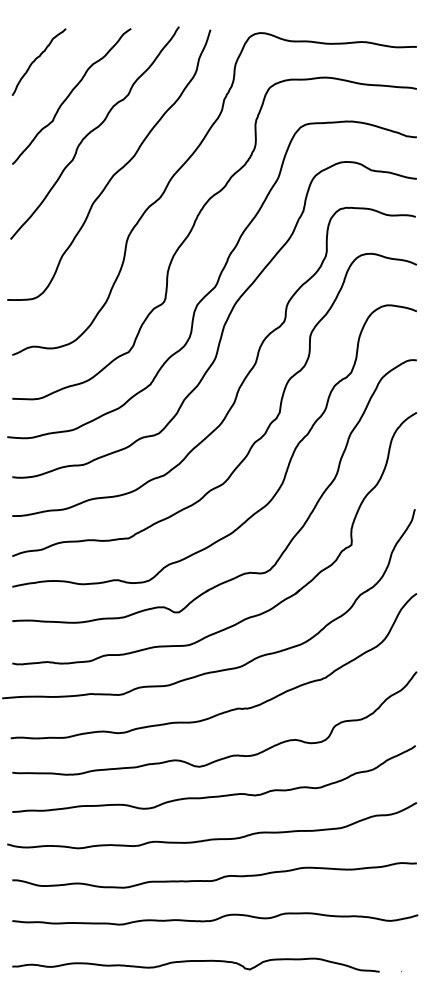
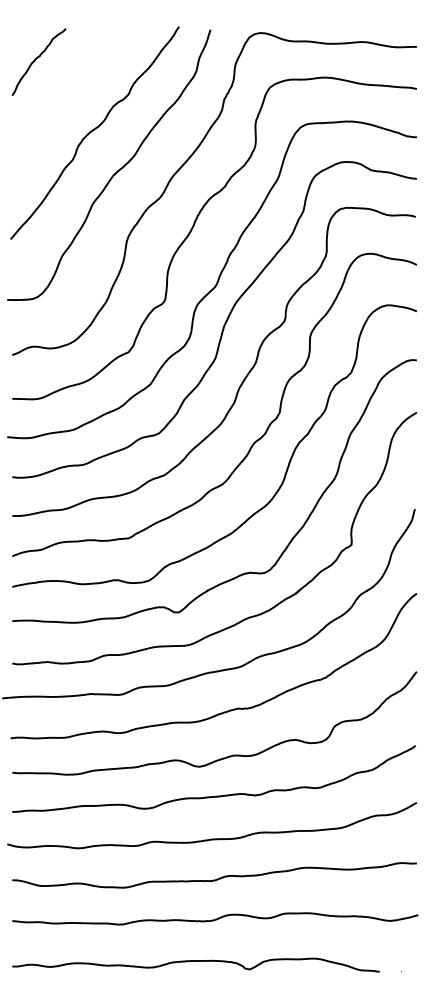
curve: present -> none (69, 96)
